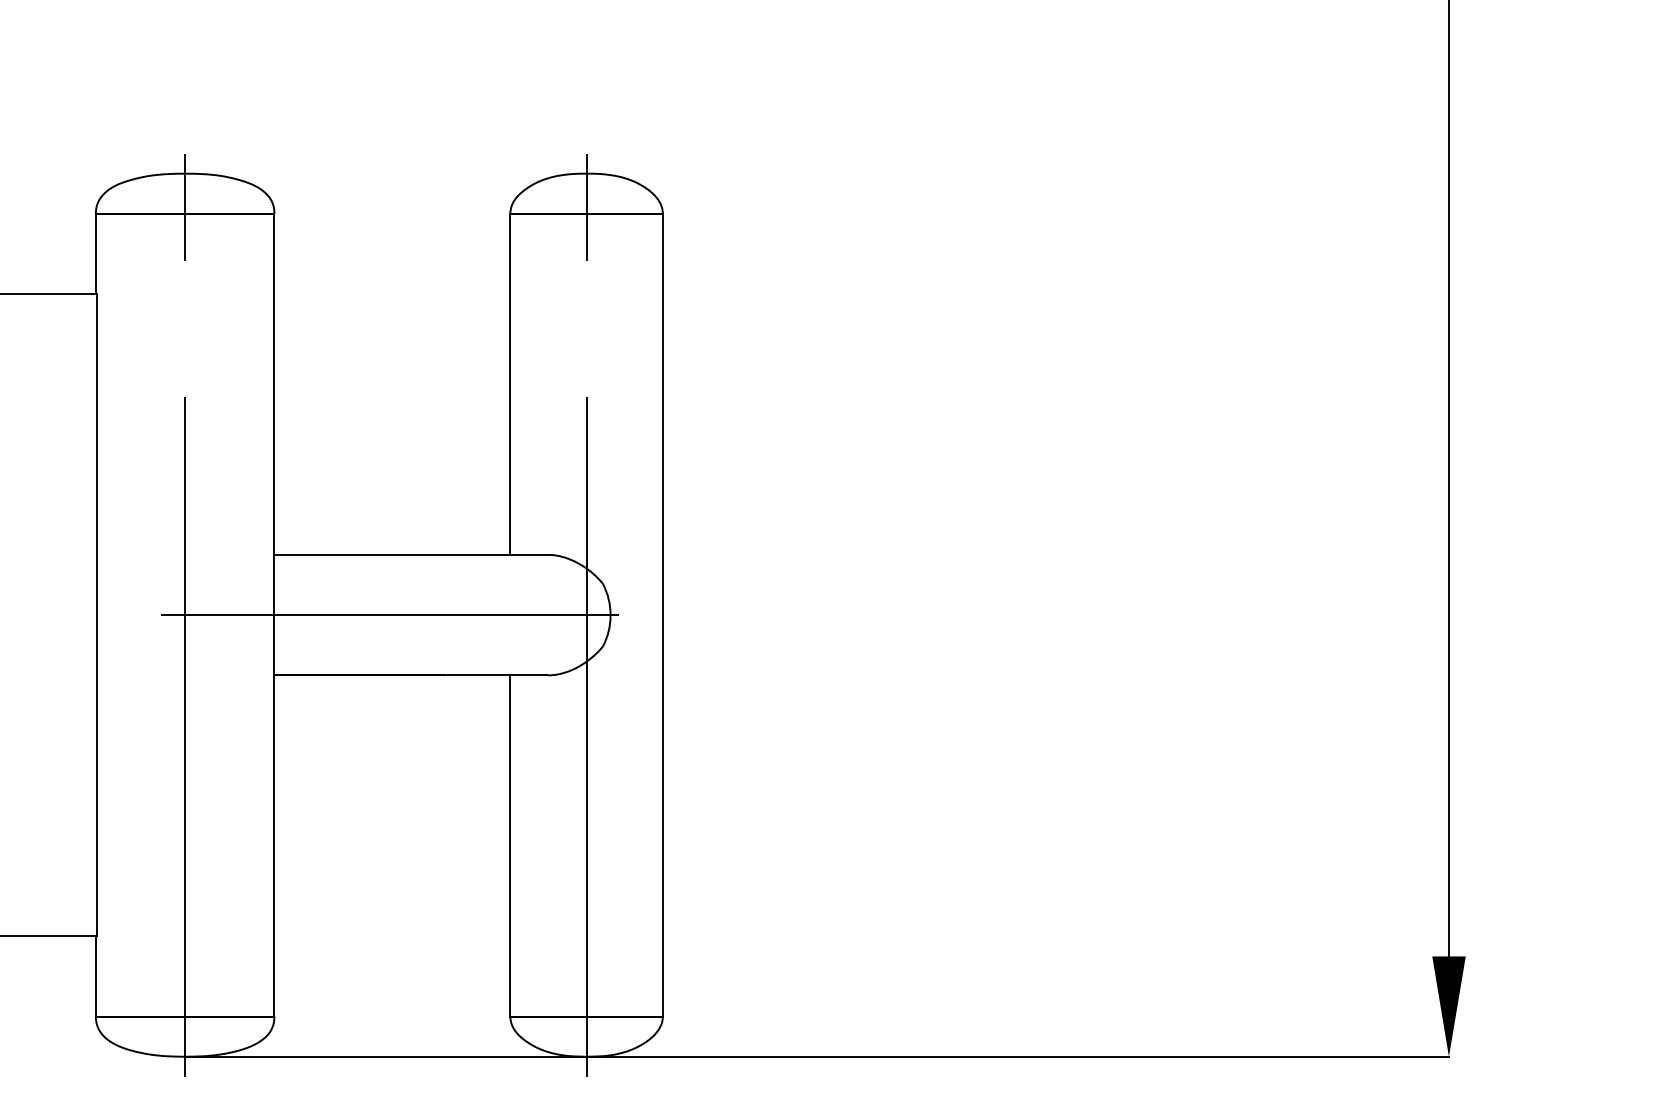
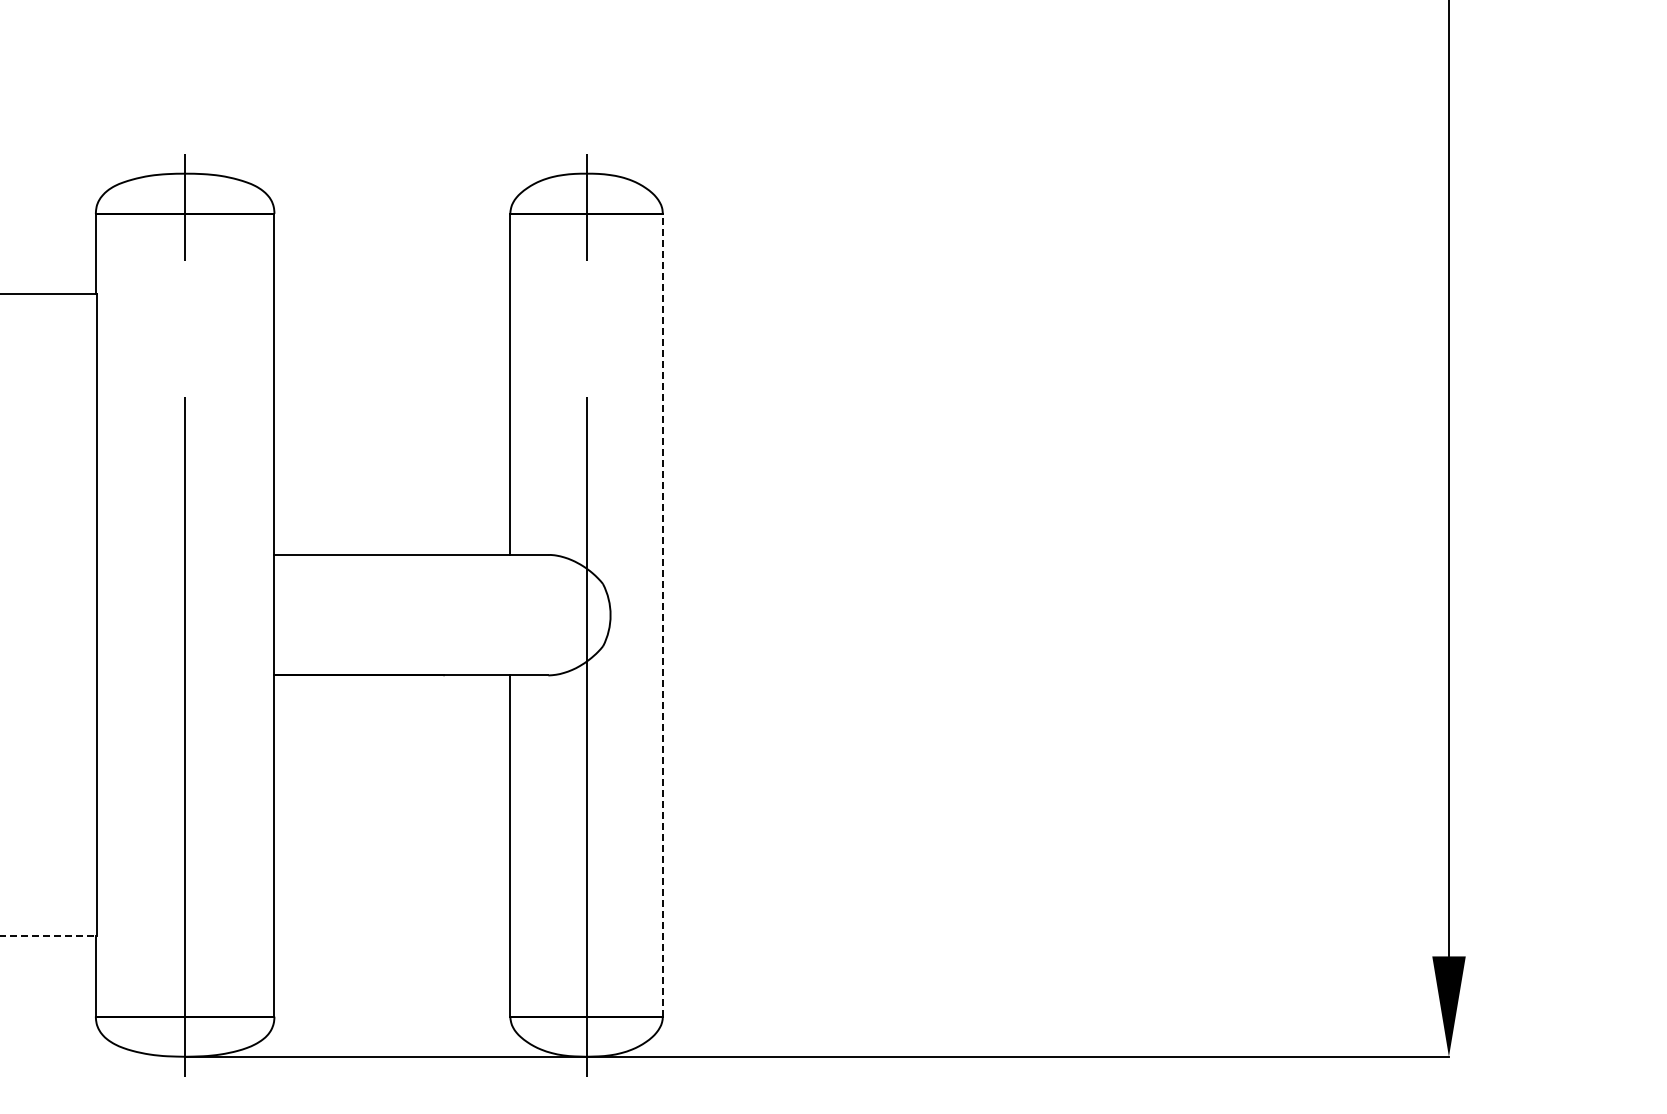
line: solid -> dashed (662, 614)
line: present -> none (389, 615)
line: solid -> dashed (49, 936)
